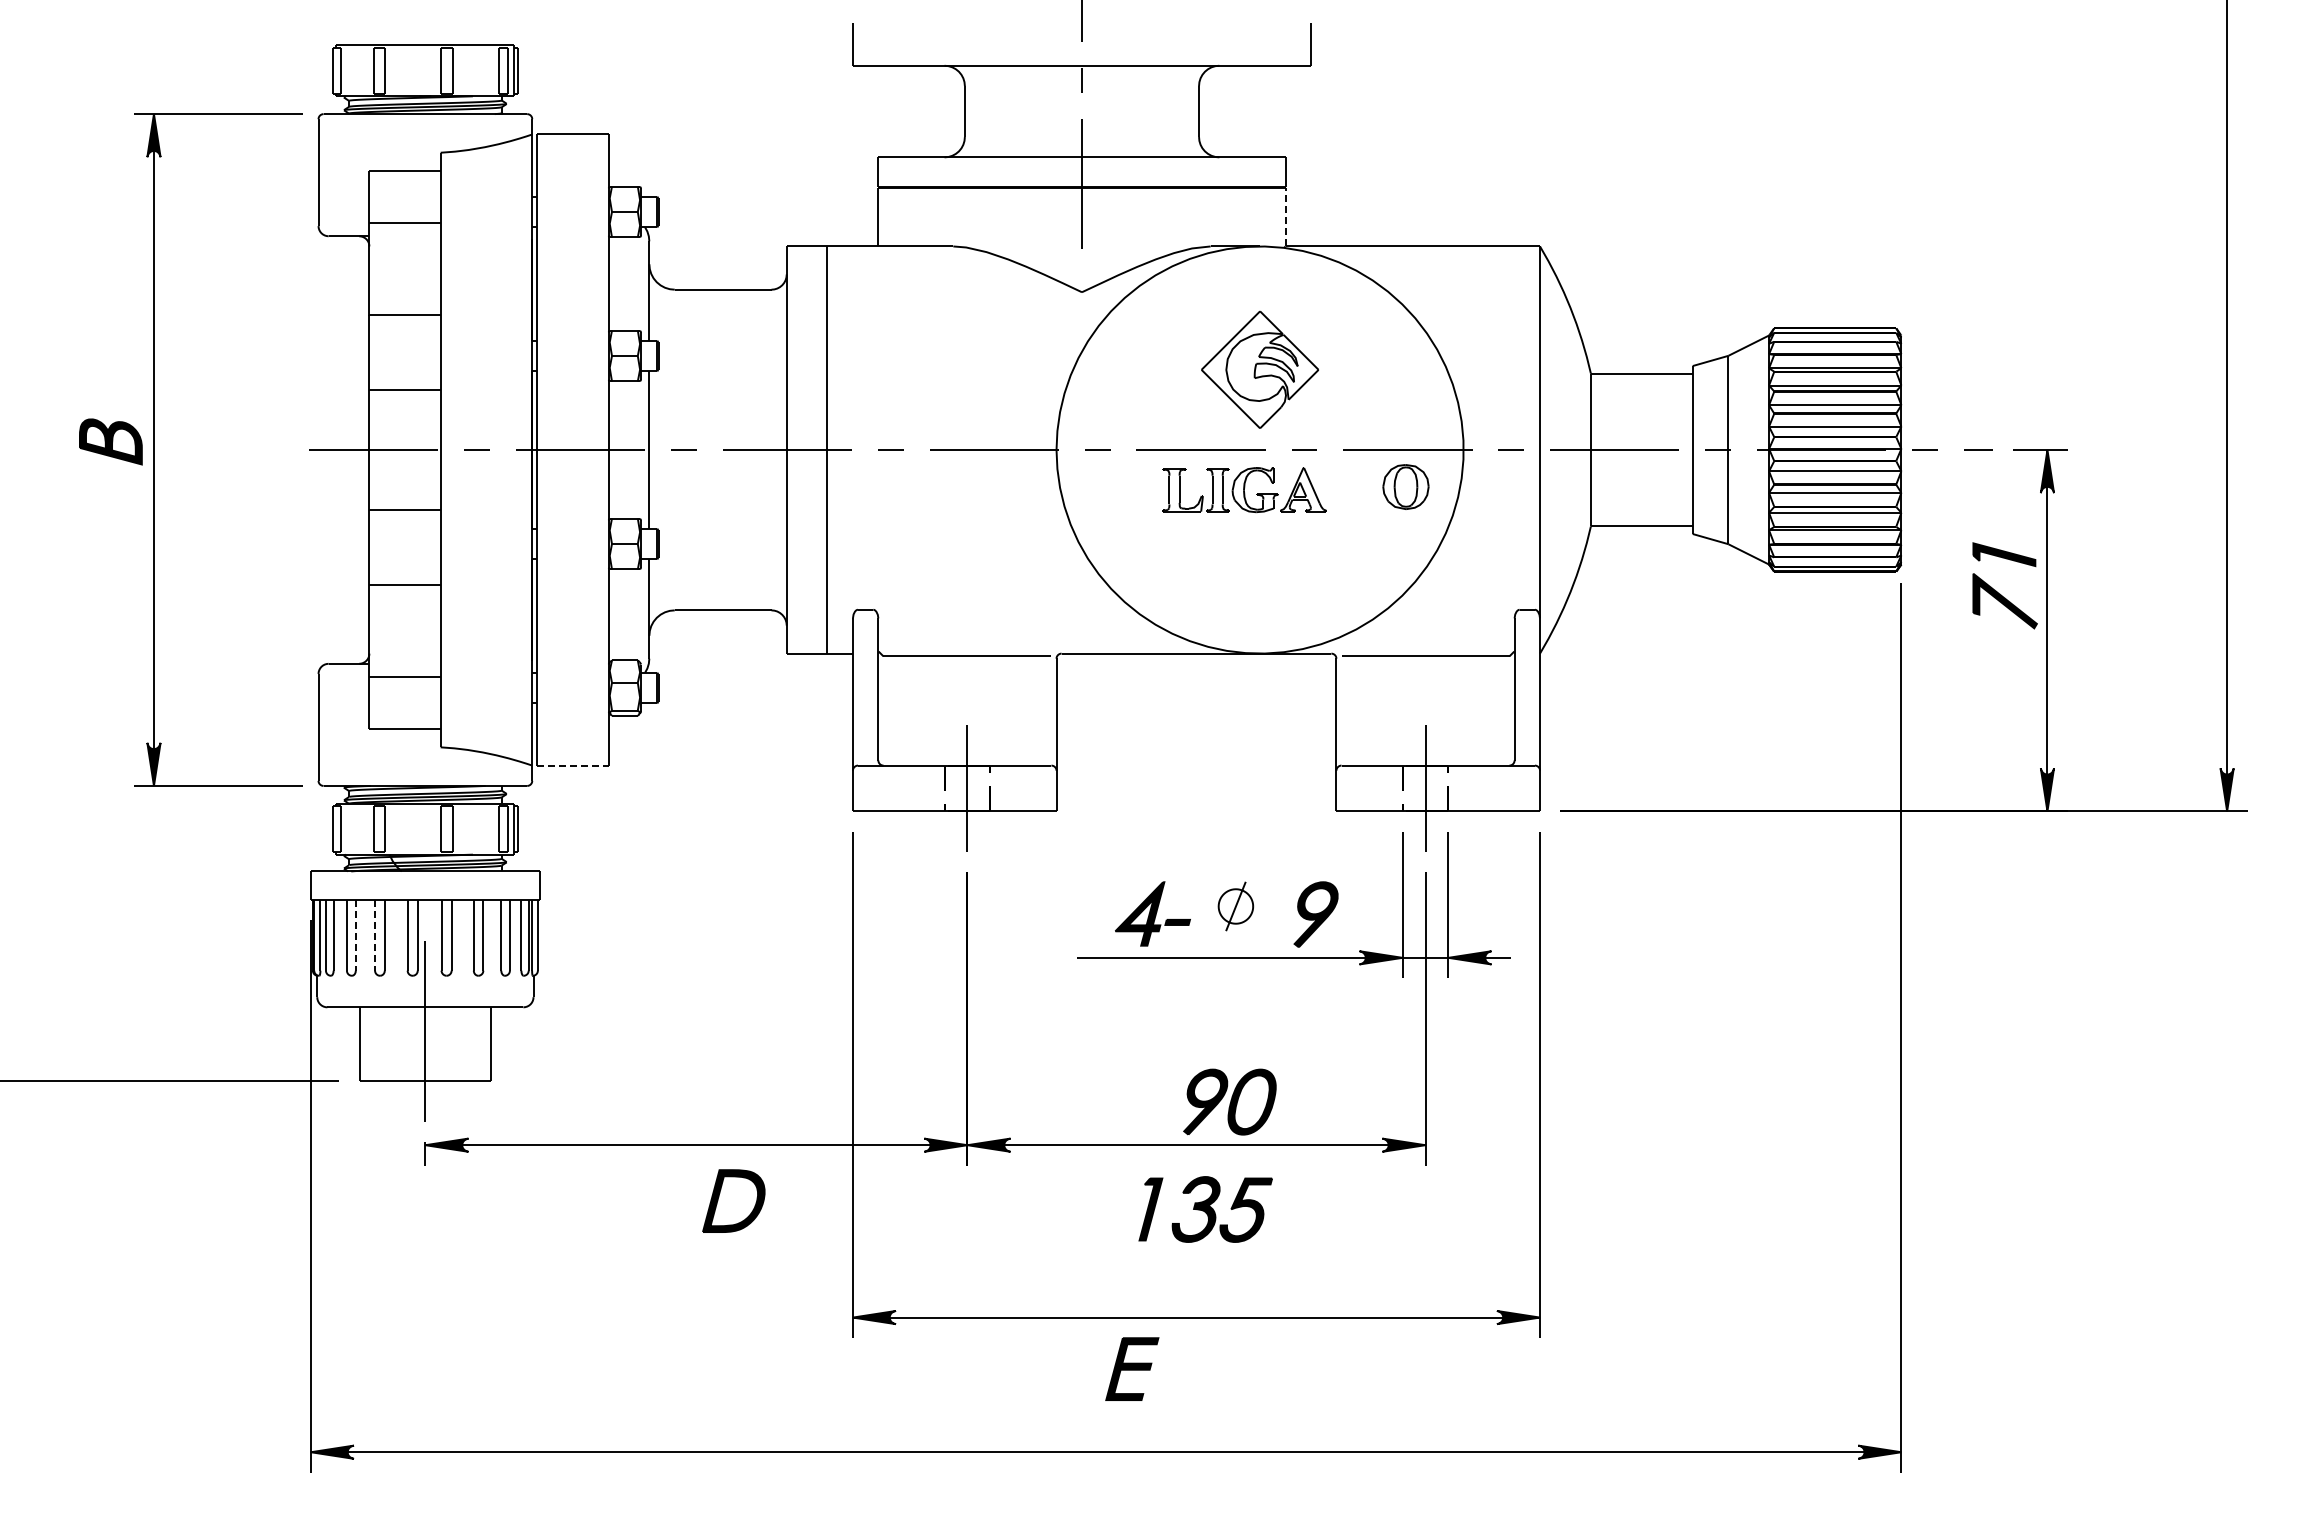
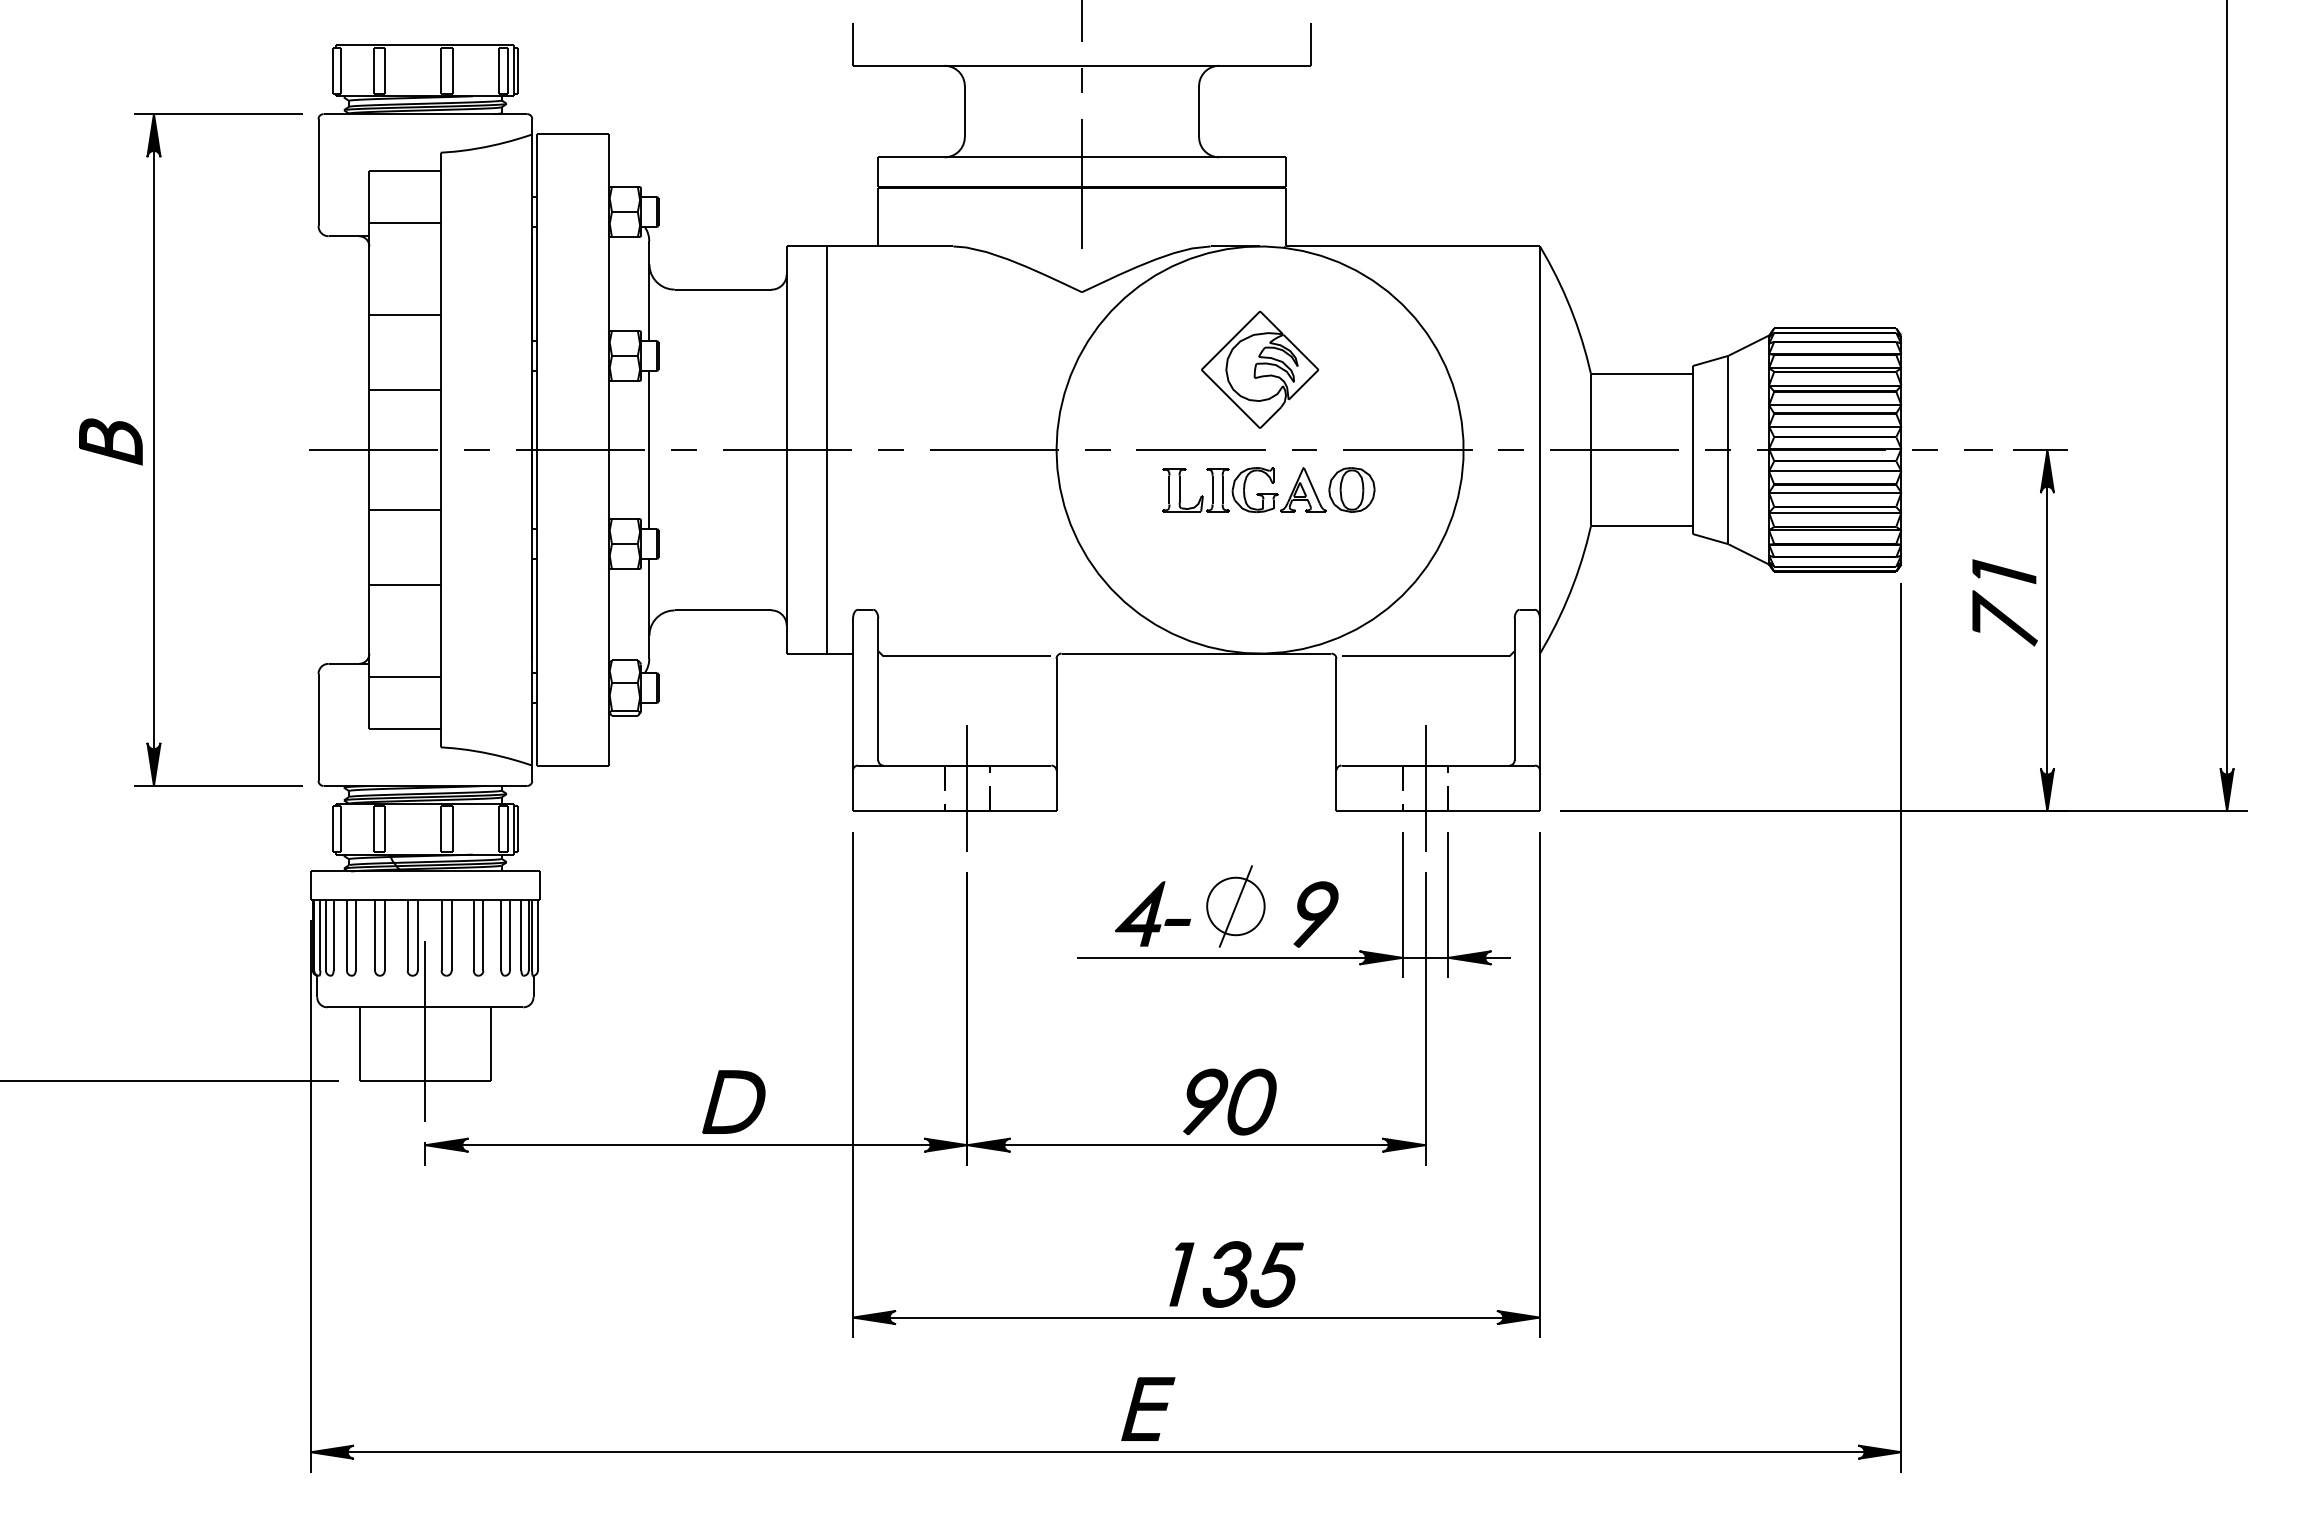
line: dashed -> solid (1285, 216)
part position: (1405, 486) -> (1351, 489) (1351, 489)
part position: (2000, 593) -> (2000, 610) (2000, 610)
line: dashed -> solid (572, 765)
part size: 38x51 px -> 60x83 px (1235, 906)
line: dashed -> solid (355, 935)
line: dashed -> solid (375, 935)
part position: (733, 1200) -> (733, 1101) (733, 1101)
part position: (1205, 1209) -> (1236, 1274) (1236, 1274)
part position: (1132, 1368) -> (1148, 1408) (1148, 1408)
